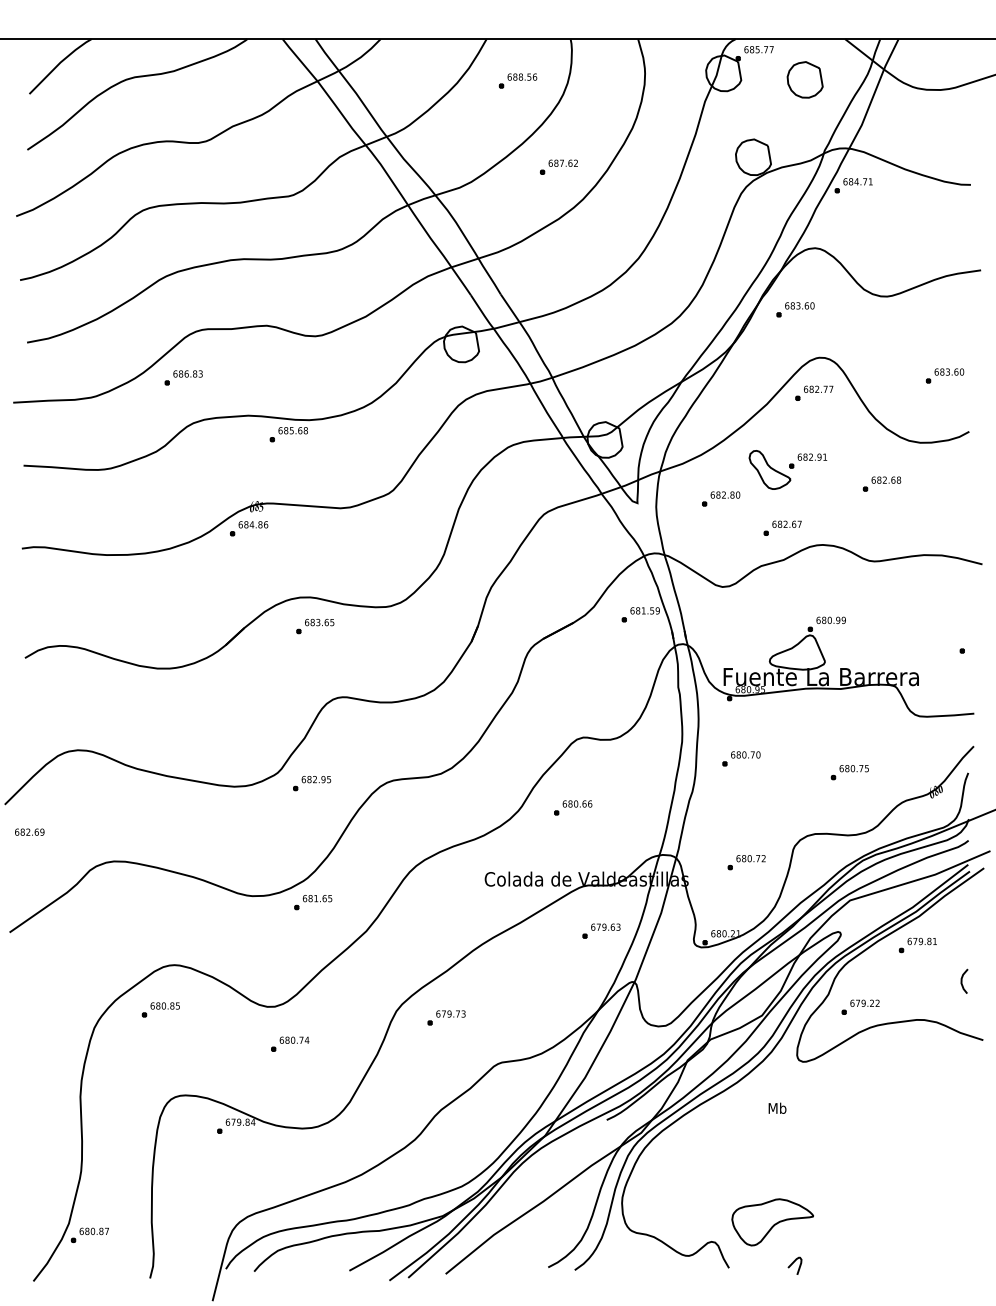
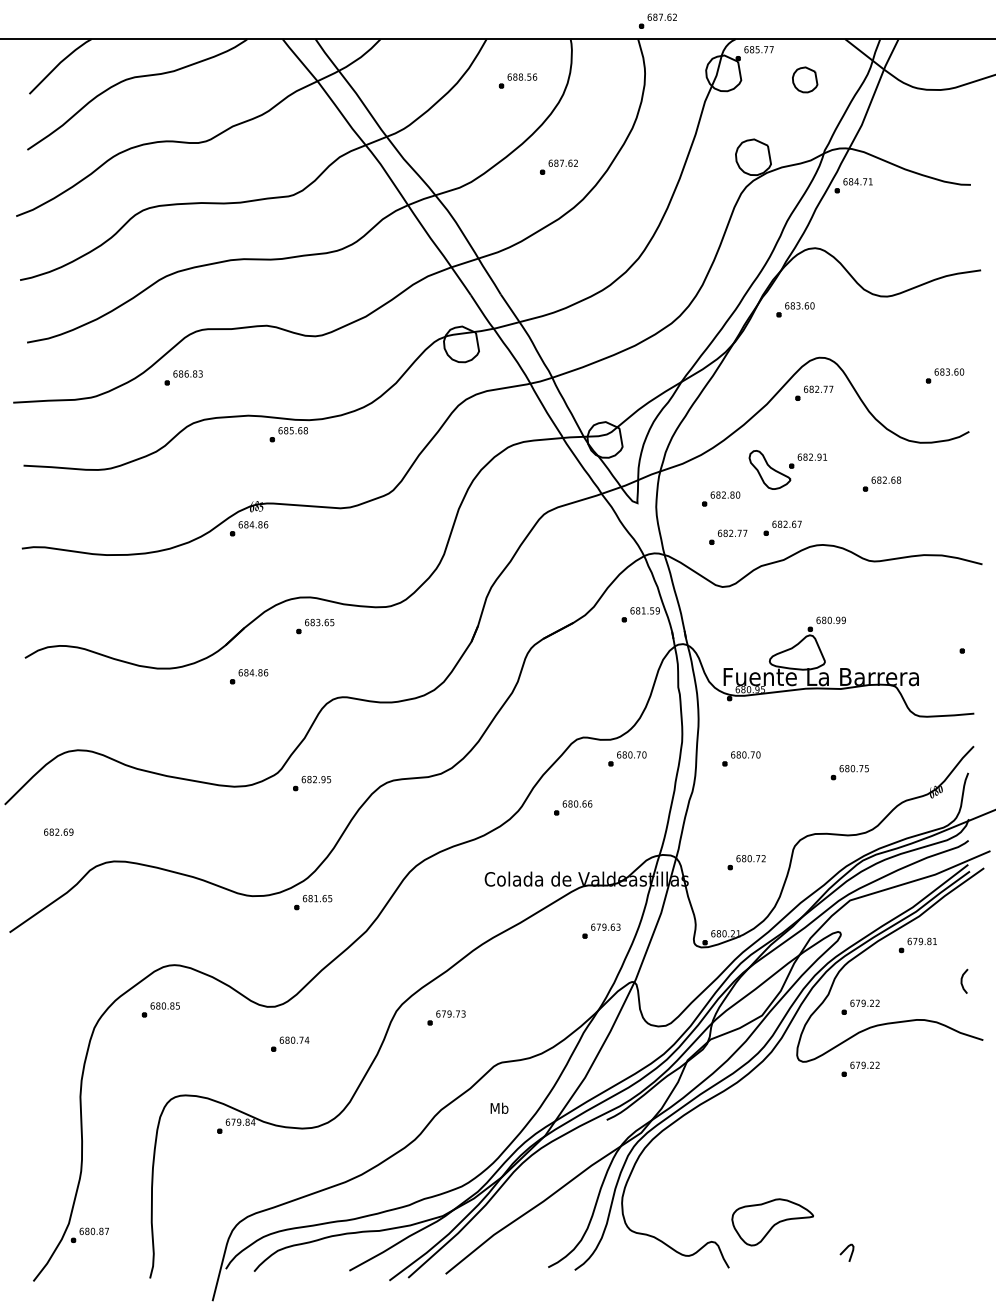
part: none -> present (657, 20)
part size: 38x38 px -> 27x28 px (805, 79)
part: none -> present (728, 536)
part: none -> present (249, 676)
part: none -> present (627, 758)
text position: (29, 831) -> (58, 831) (58, 831)
part: none -> present (860, 1068)
text position: (777, 1107) -> (499, 1107) (499, 1107)
curve position: (793, 1263) -> (845, 1250) (845, 1250)
